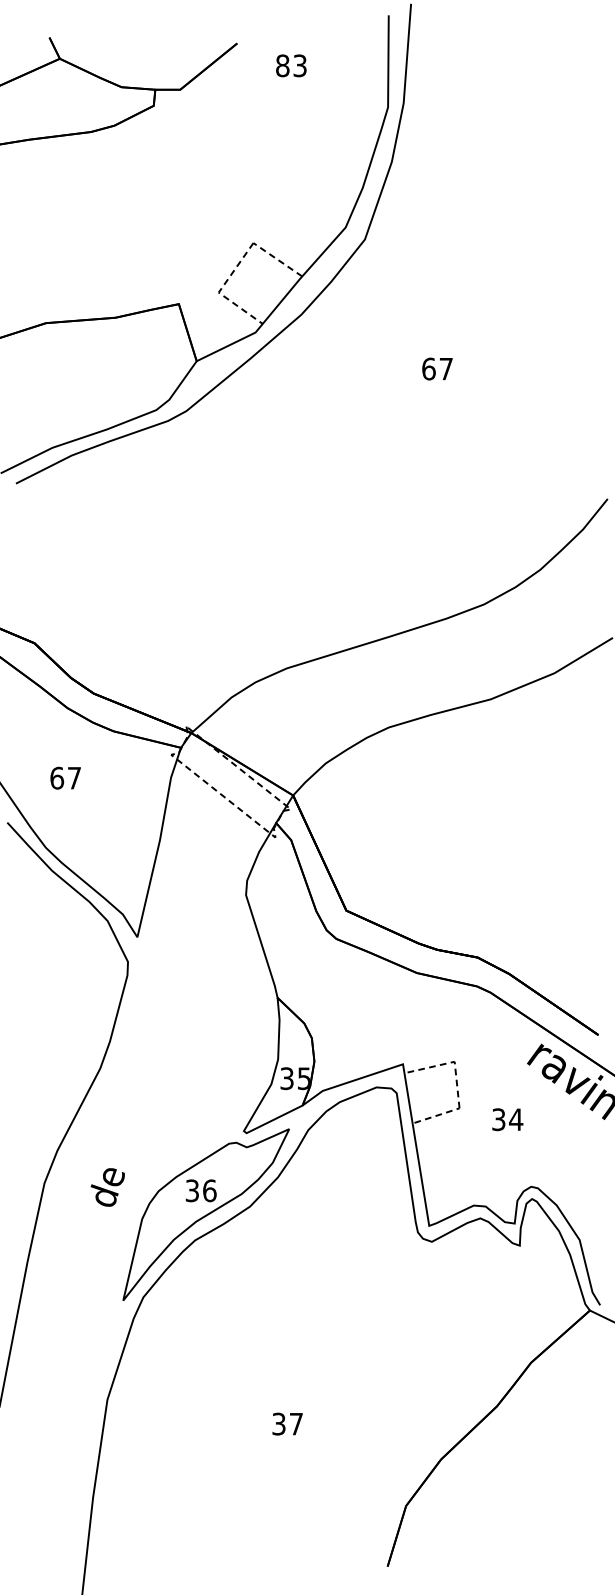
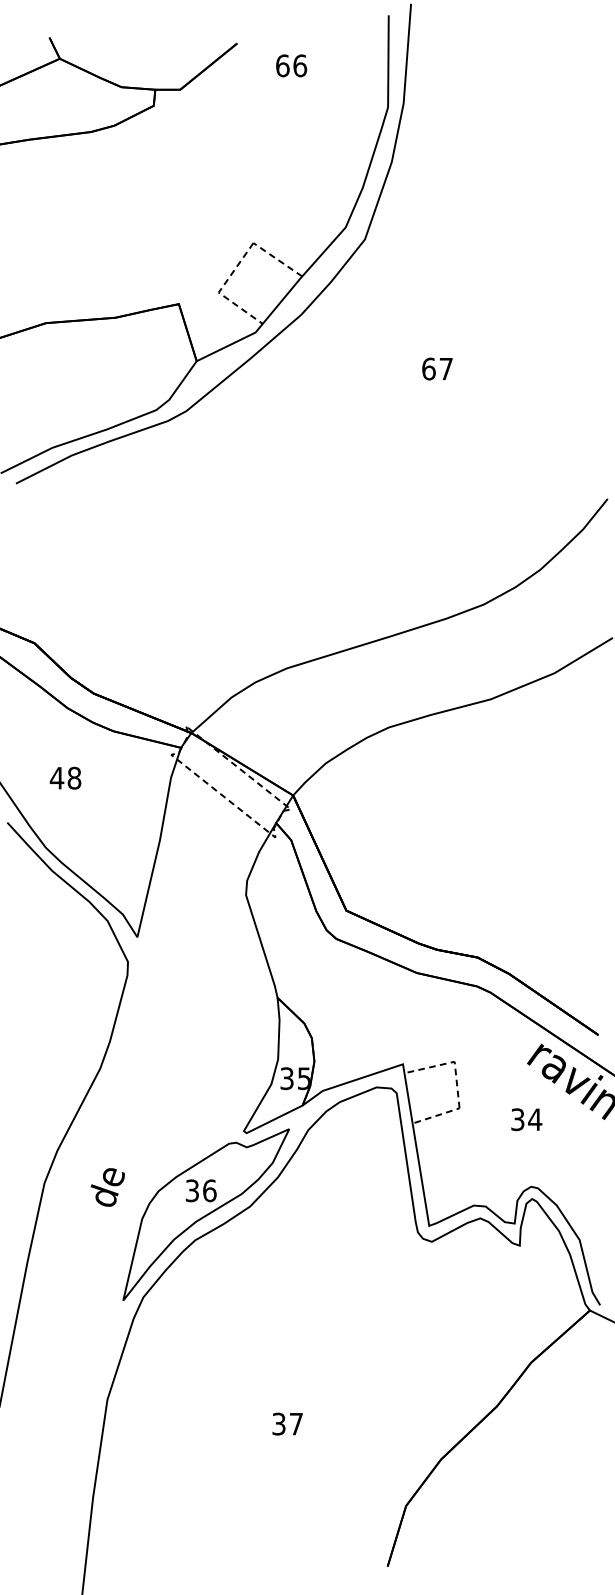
text: 83 -> 66 (291, 65)
text: 67 -> 48 (65, 777)
text position: (507, 1119) -> (526, 1119) (526, 1119)
